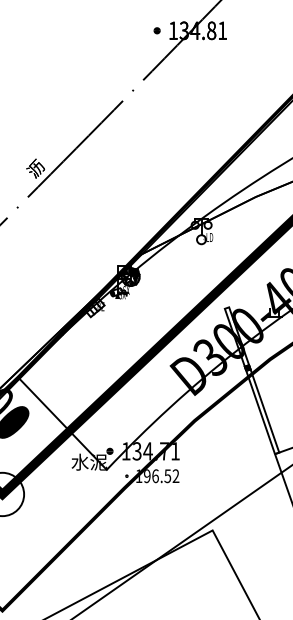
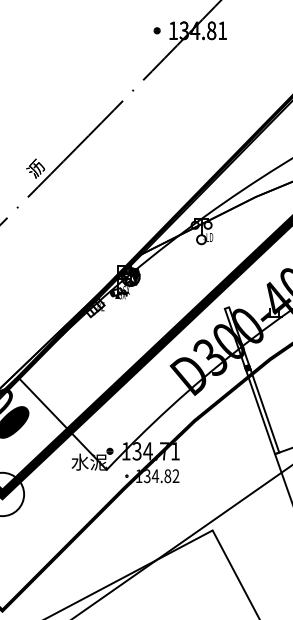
text: 196.52 -> 134.82 (157, 476)
